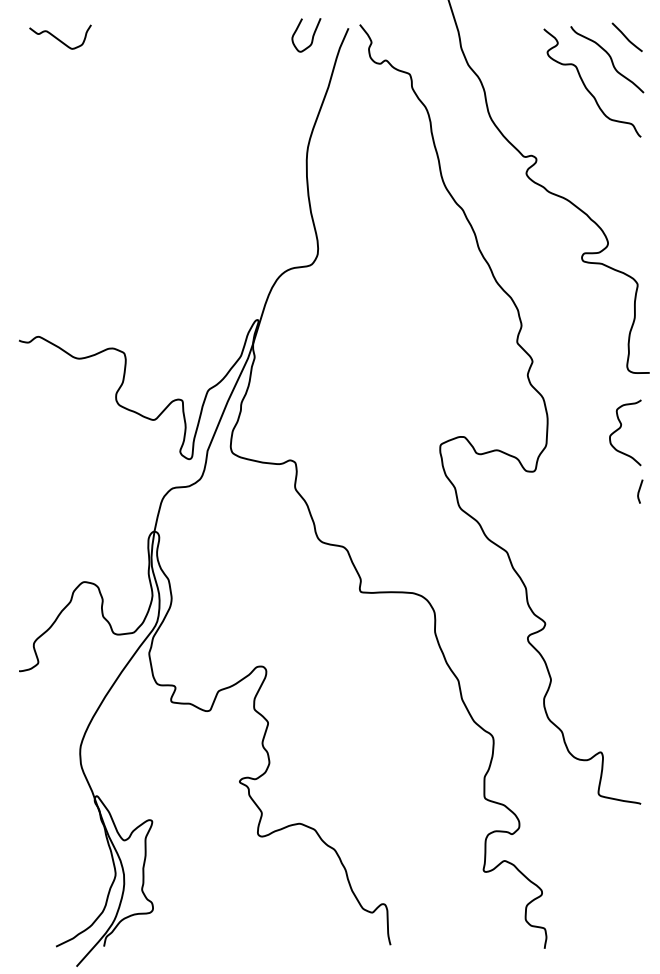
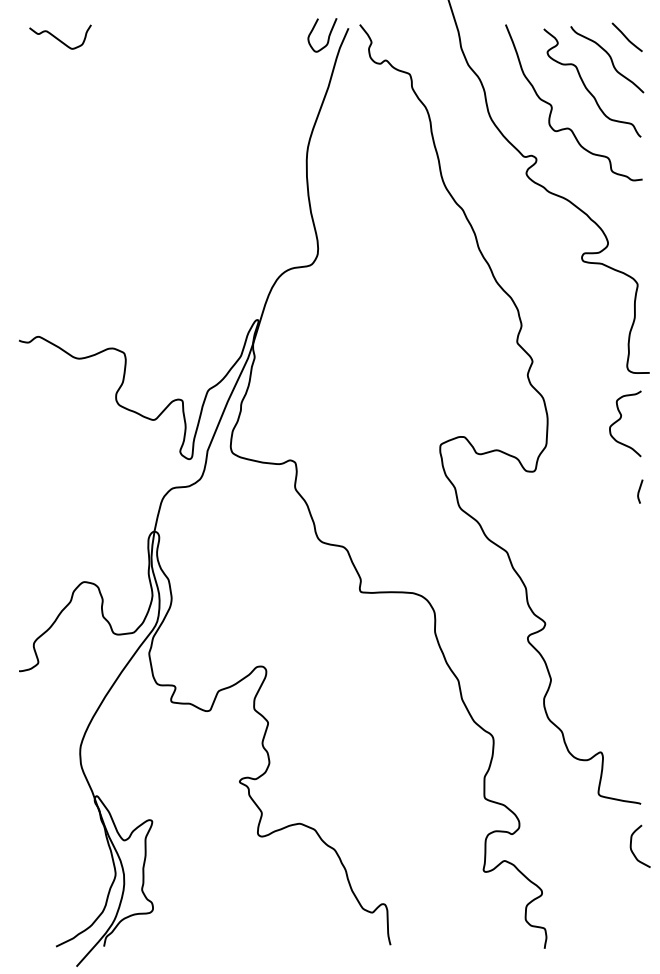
curve position: (312, 35) -> (328, 35) (328, 35)
curve: none -> present (552, 105)
curve position: (621, 427) -> (621, 418) (621, 418)
curve: none -> present (631, 845)
